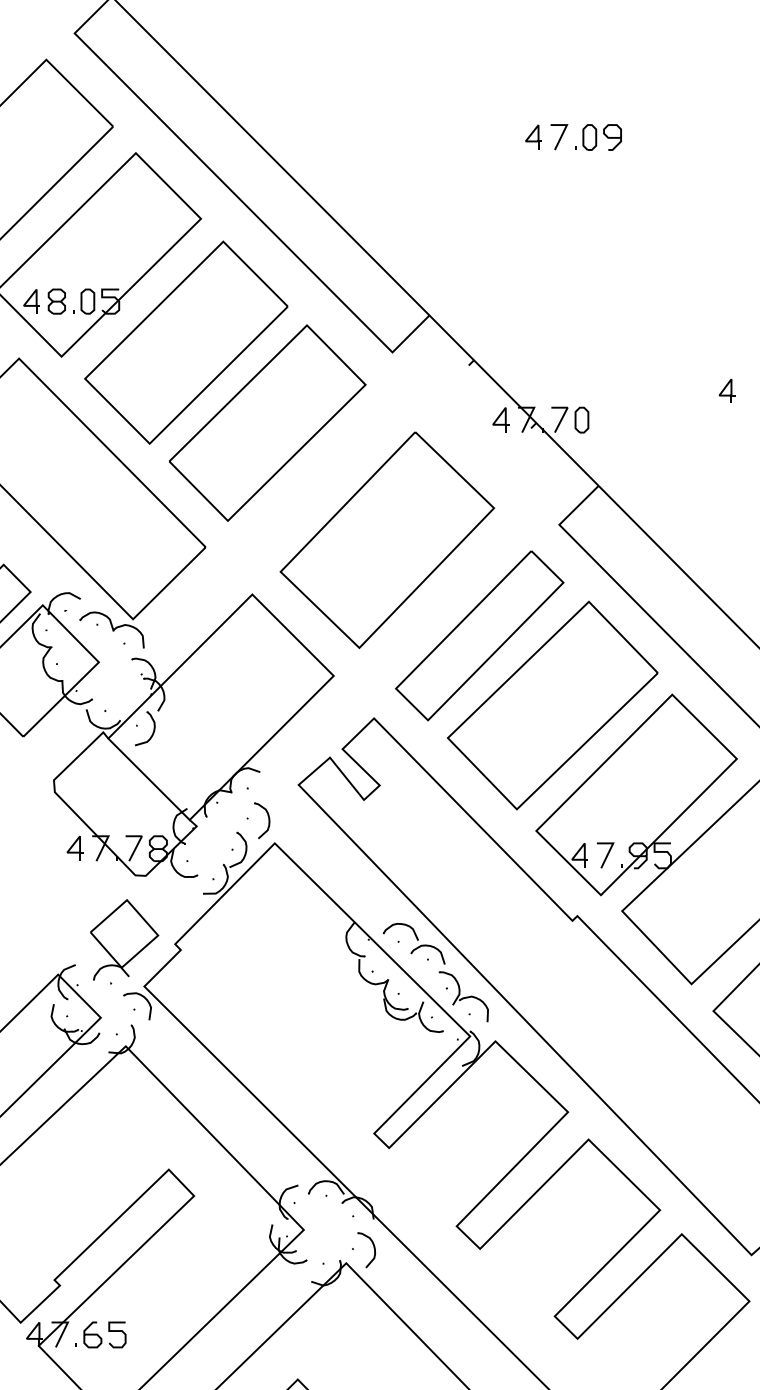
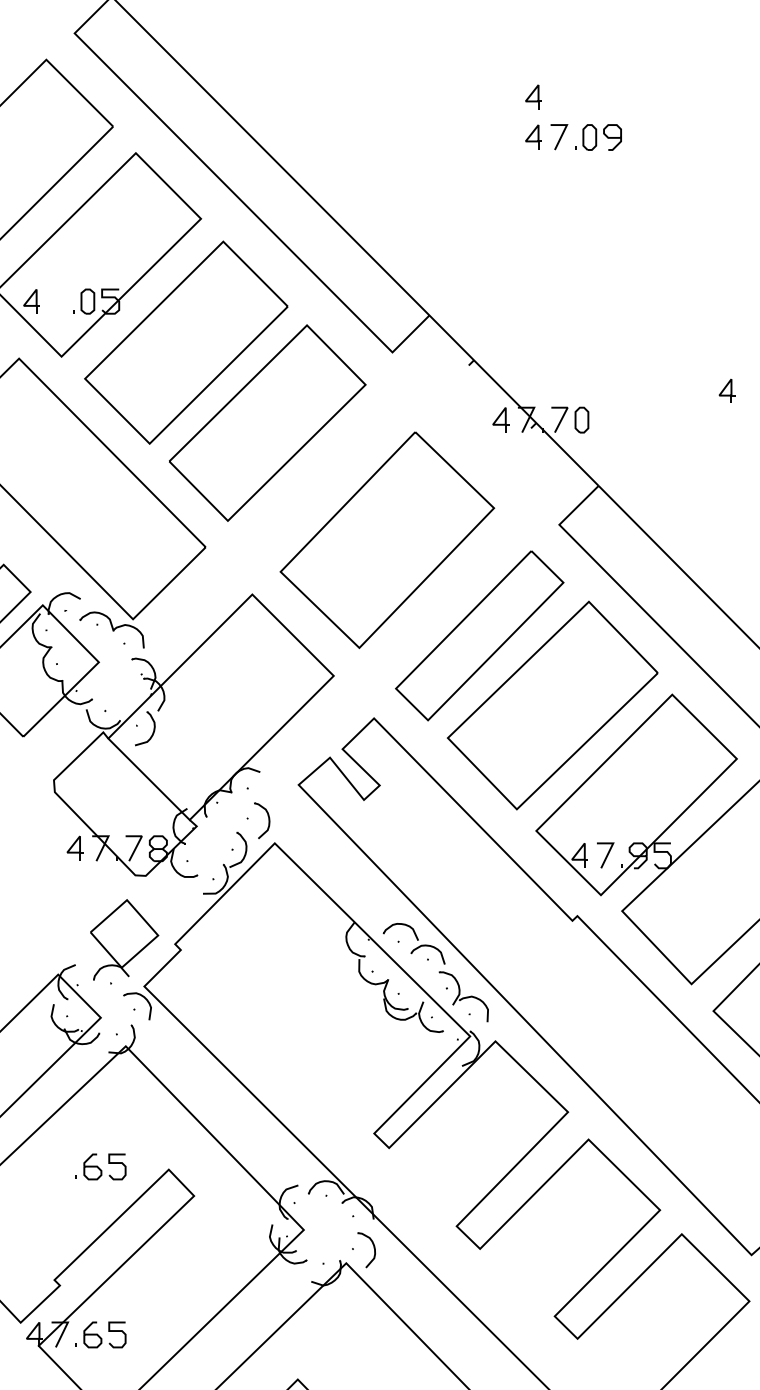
part: none -> present (533, 96)
part: present -> none (56, 301)
part: none -> present (100, 1166)
